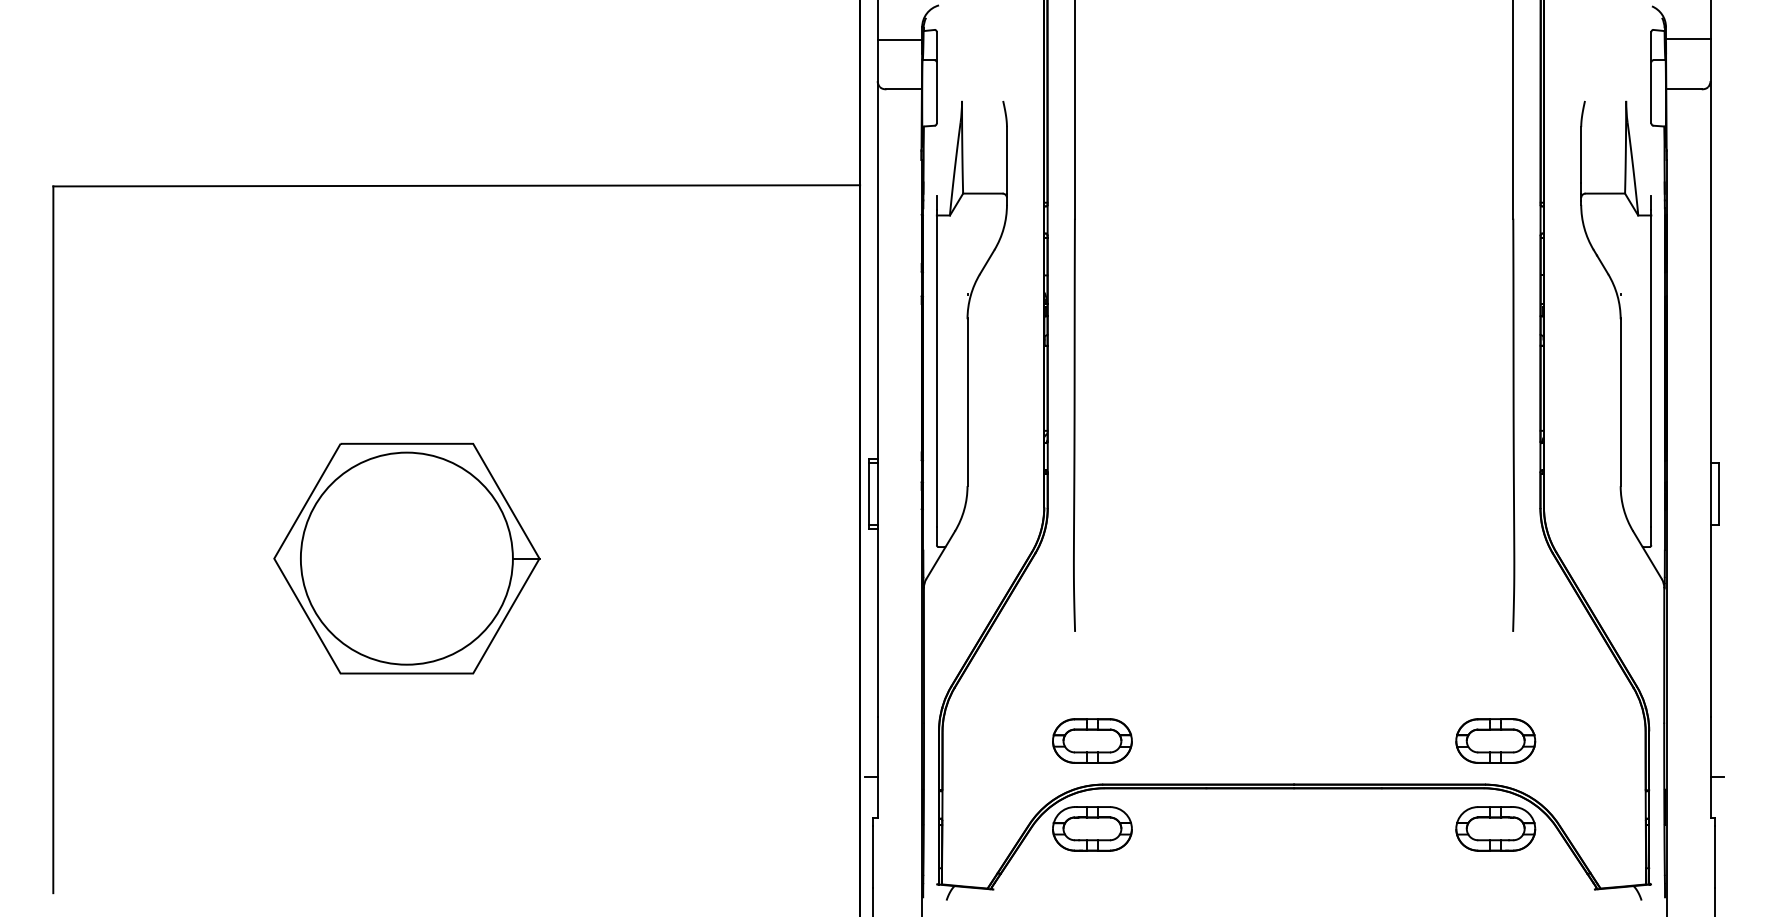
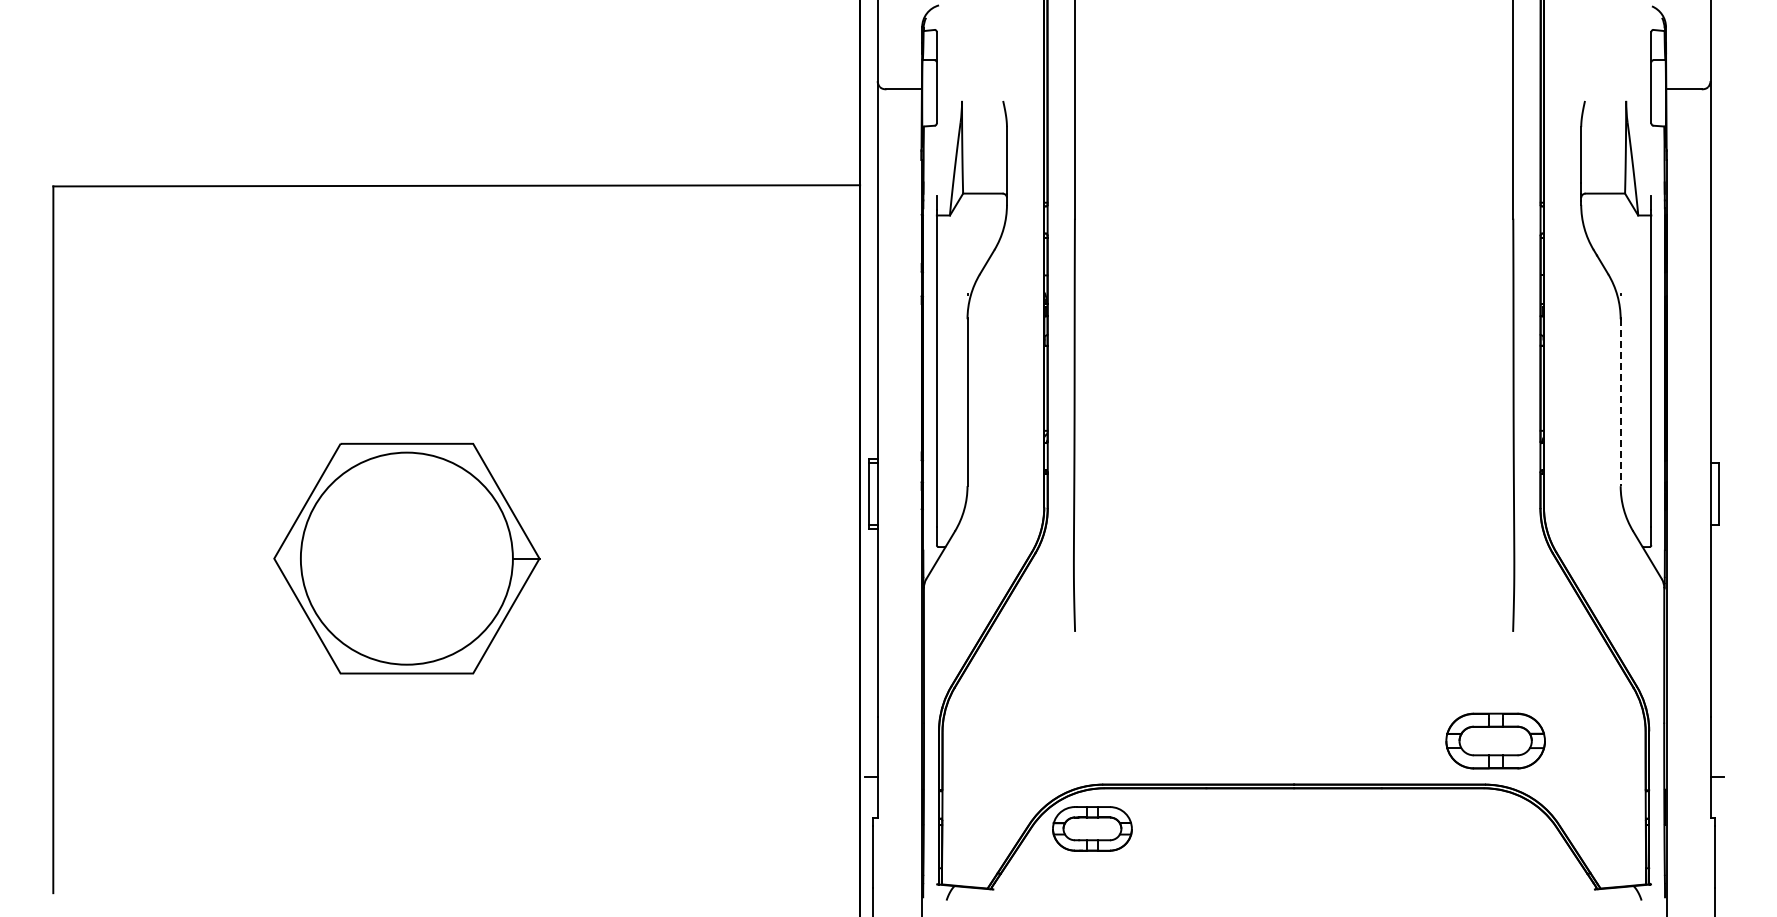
line: present -> none (899, 39)
line: present -> none (1688, 39)
line: solid -> dashed (1620, 403)
part: present -> none (1092, 740)
part size: 82x46 px -> 101x58 px (1495, 740)
part: present -> none (1495, 828)
